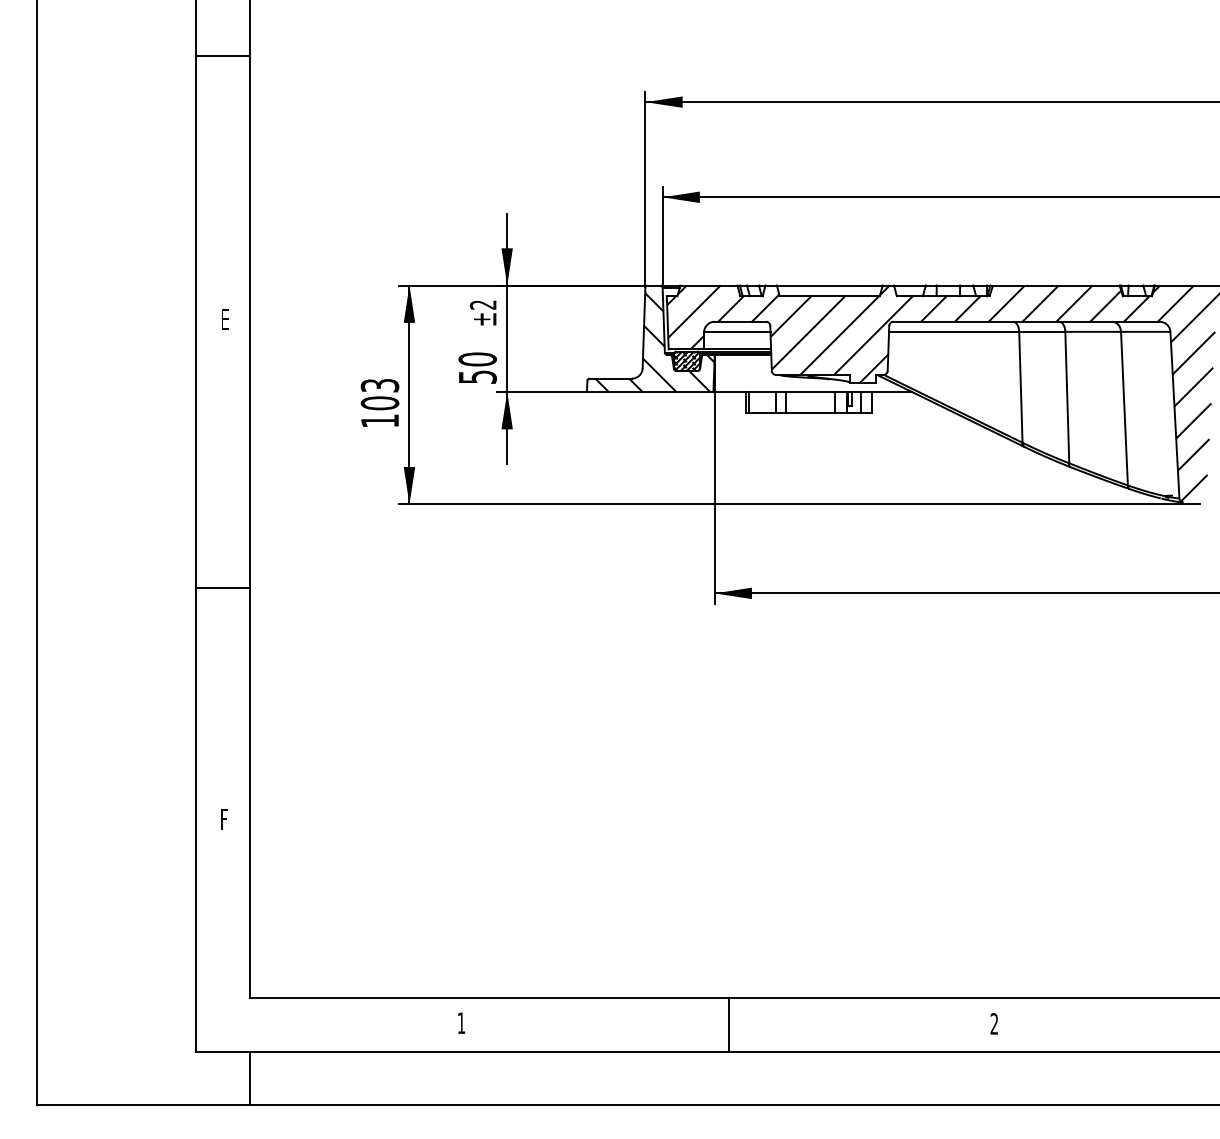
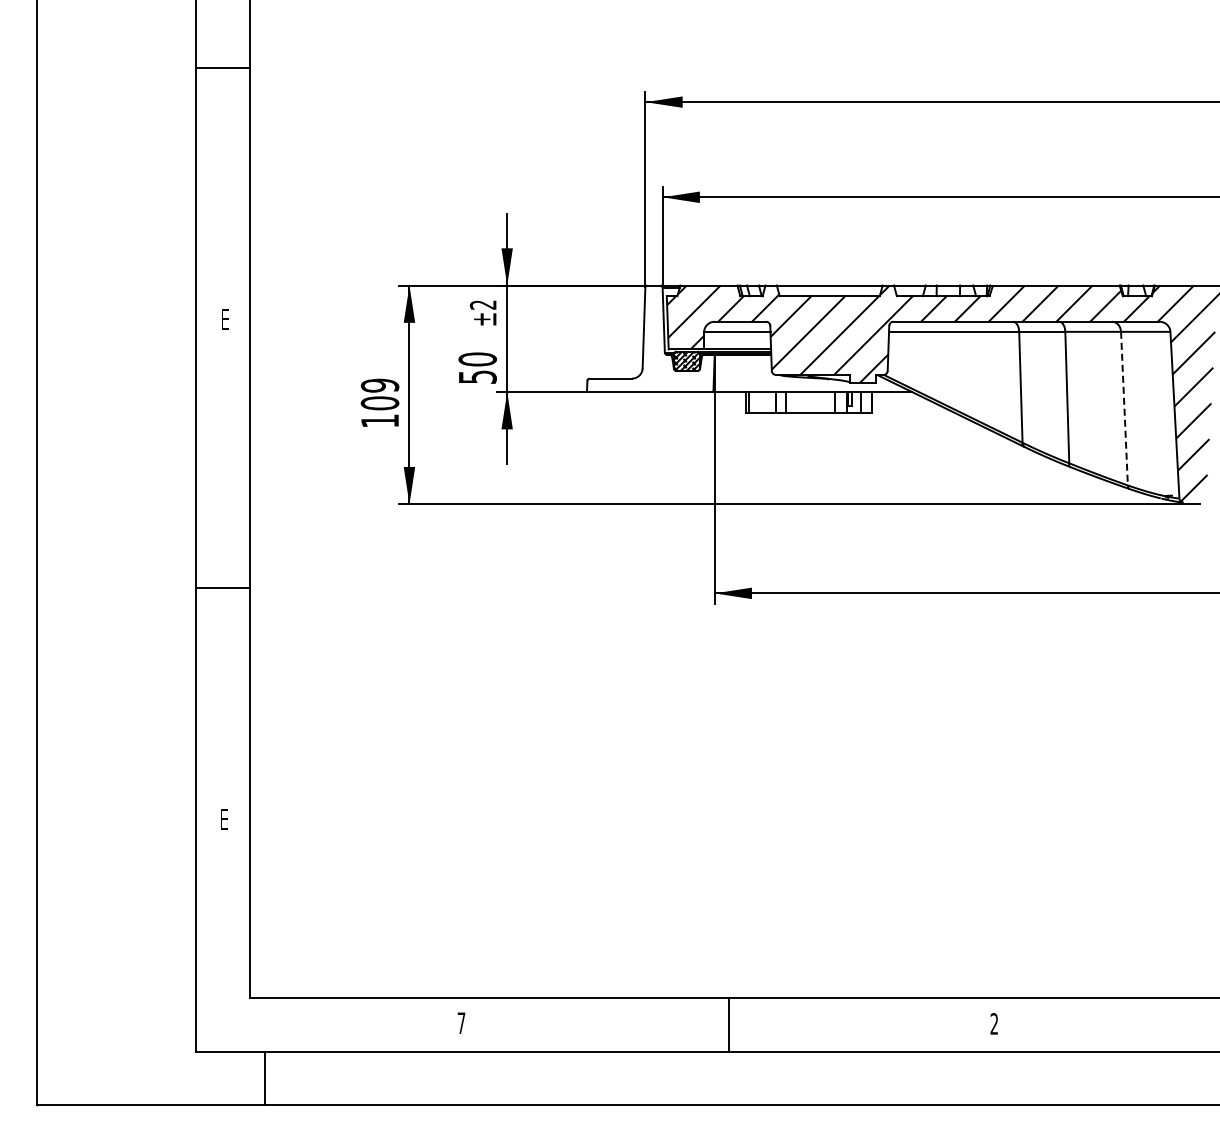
line position: (222, 55) -> (222, 67) (222, 67)
hatch: present -> none (654, 342)
text: 103 -> 109 (379, 385)
line: solid -> dashed (1124, 408)
text: F -> E (224, 820)
text: 1 -> 7 (461, 1022)
line position: (249, 1077) -> (264, 1077) (264, 1077)
